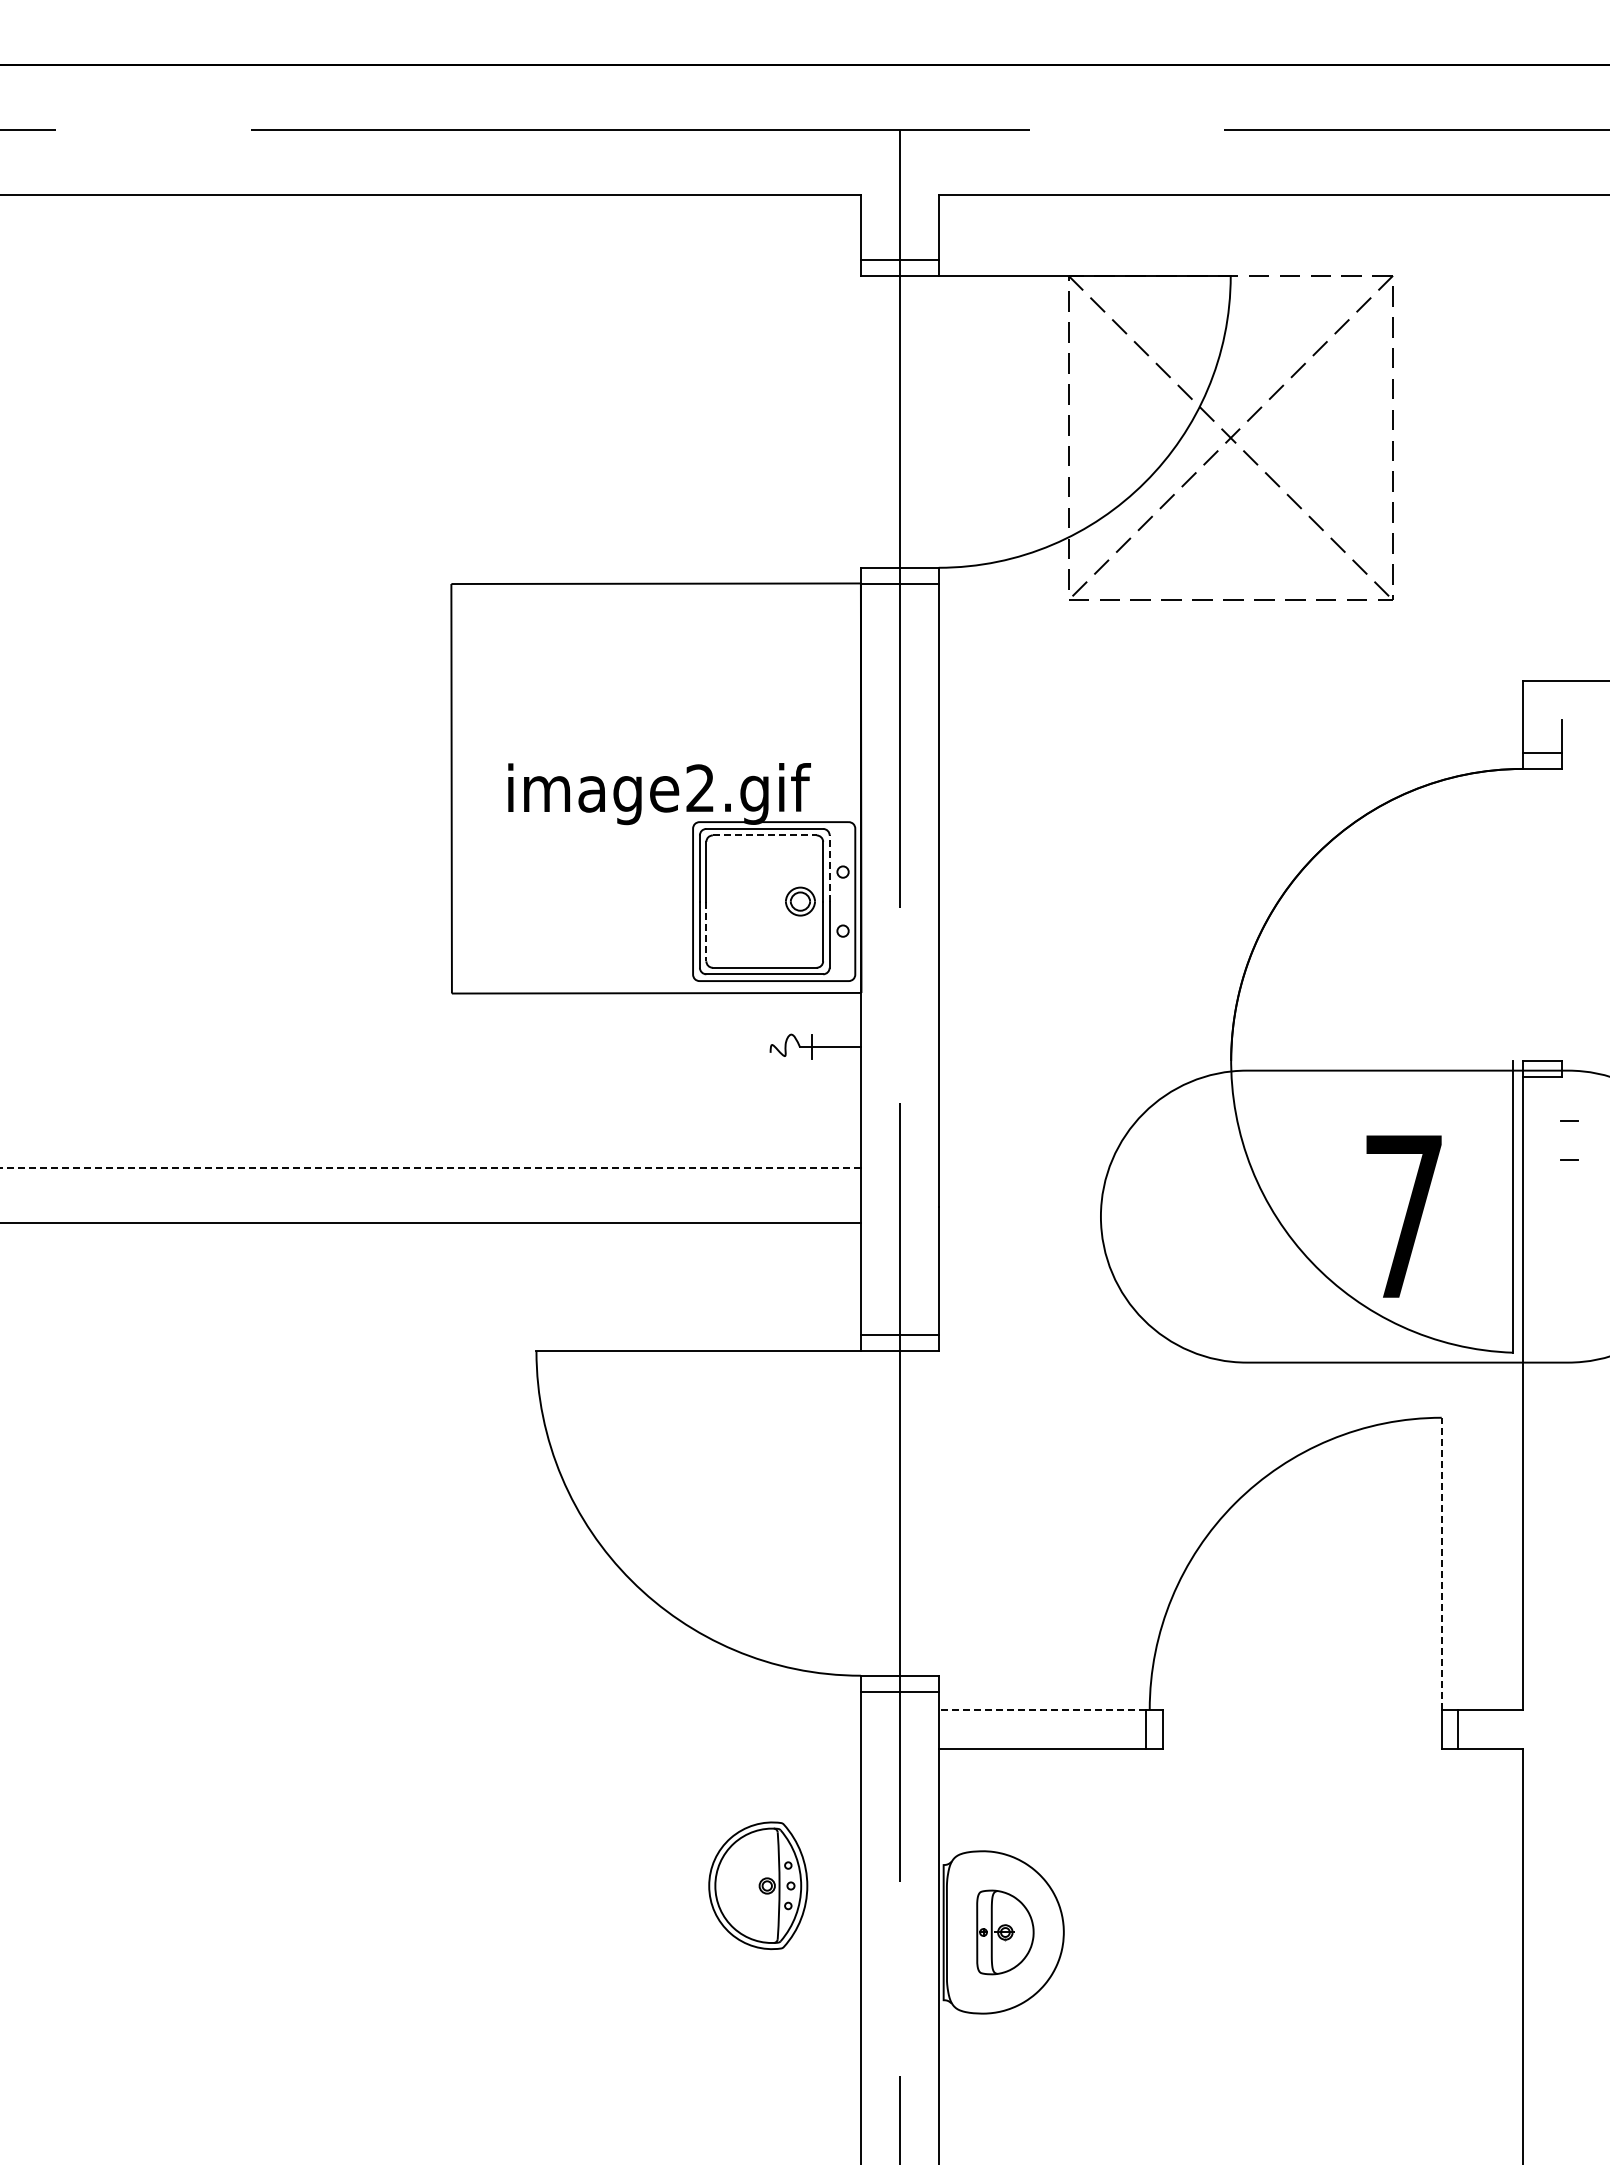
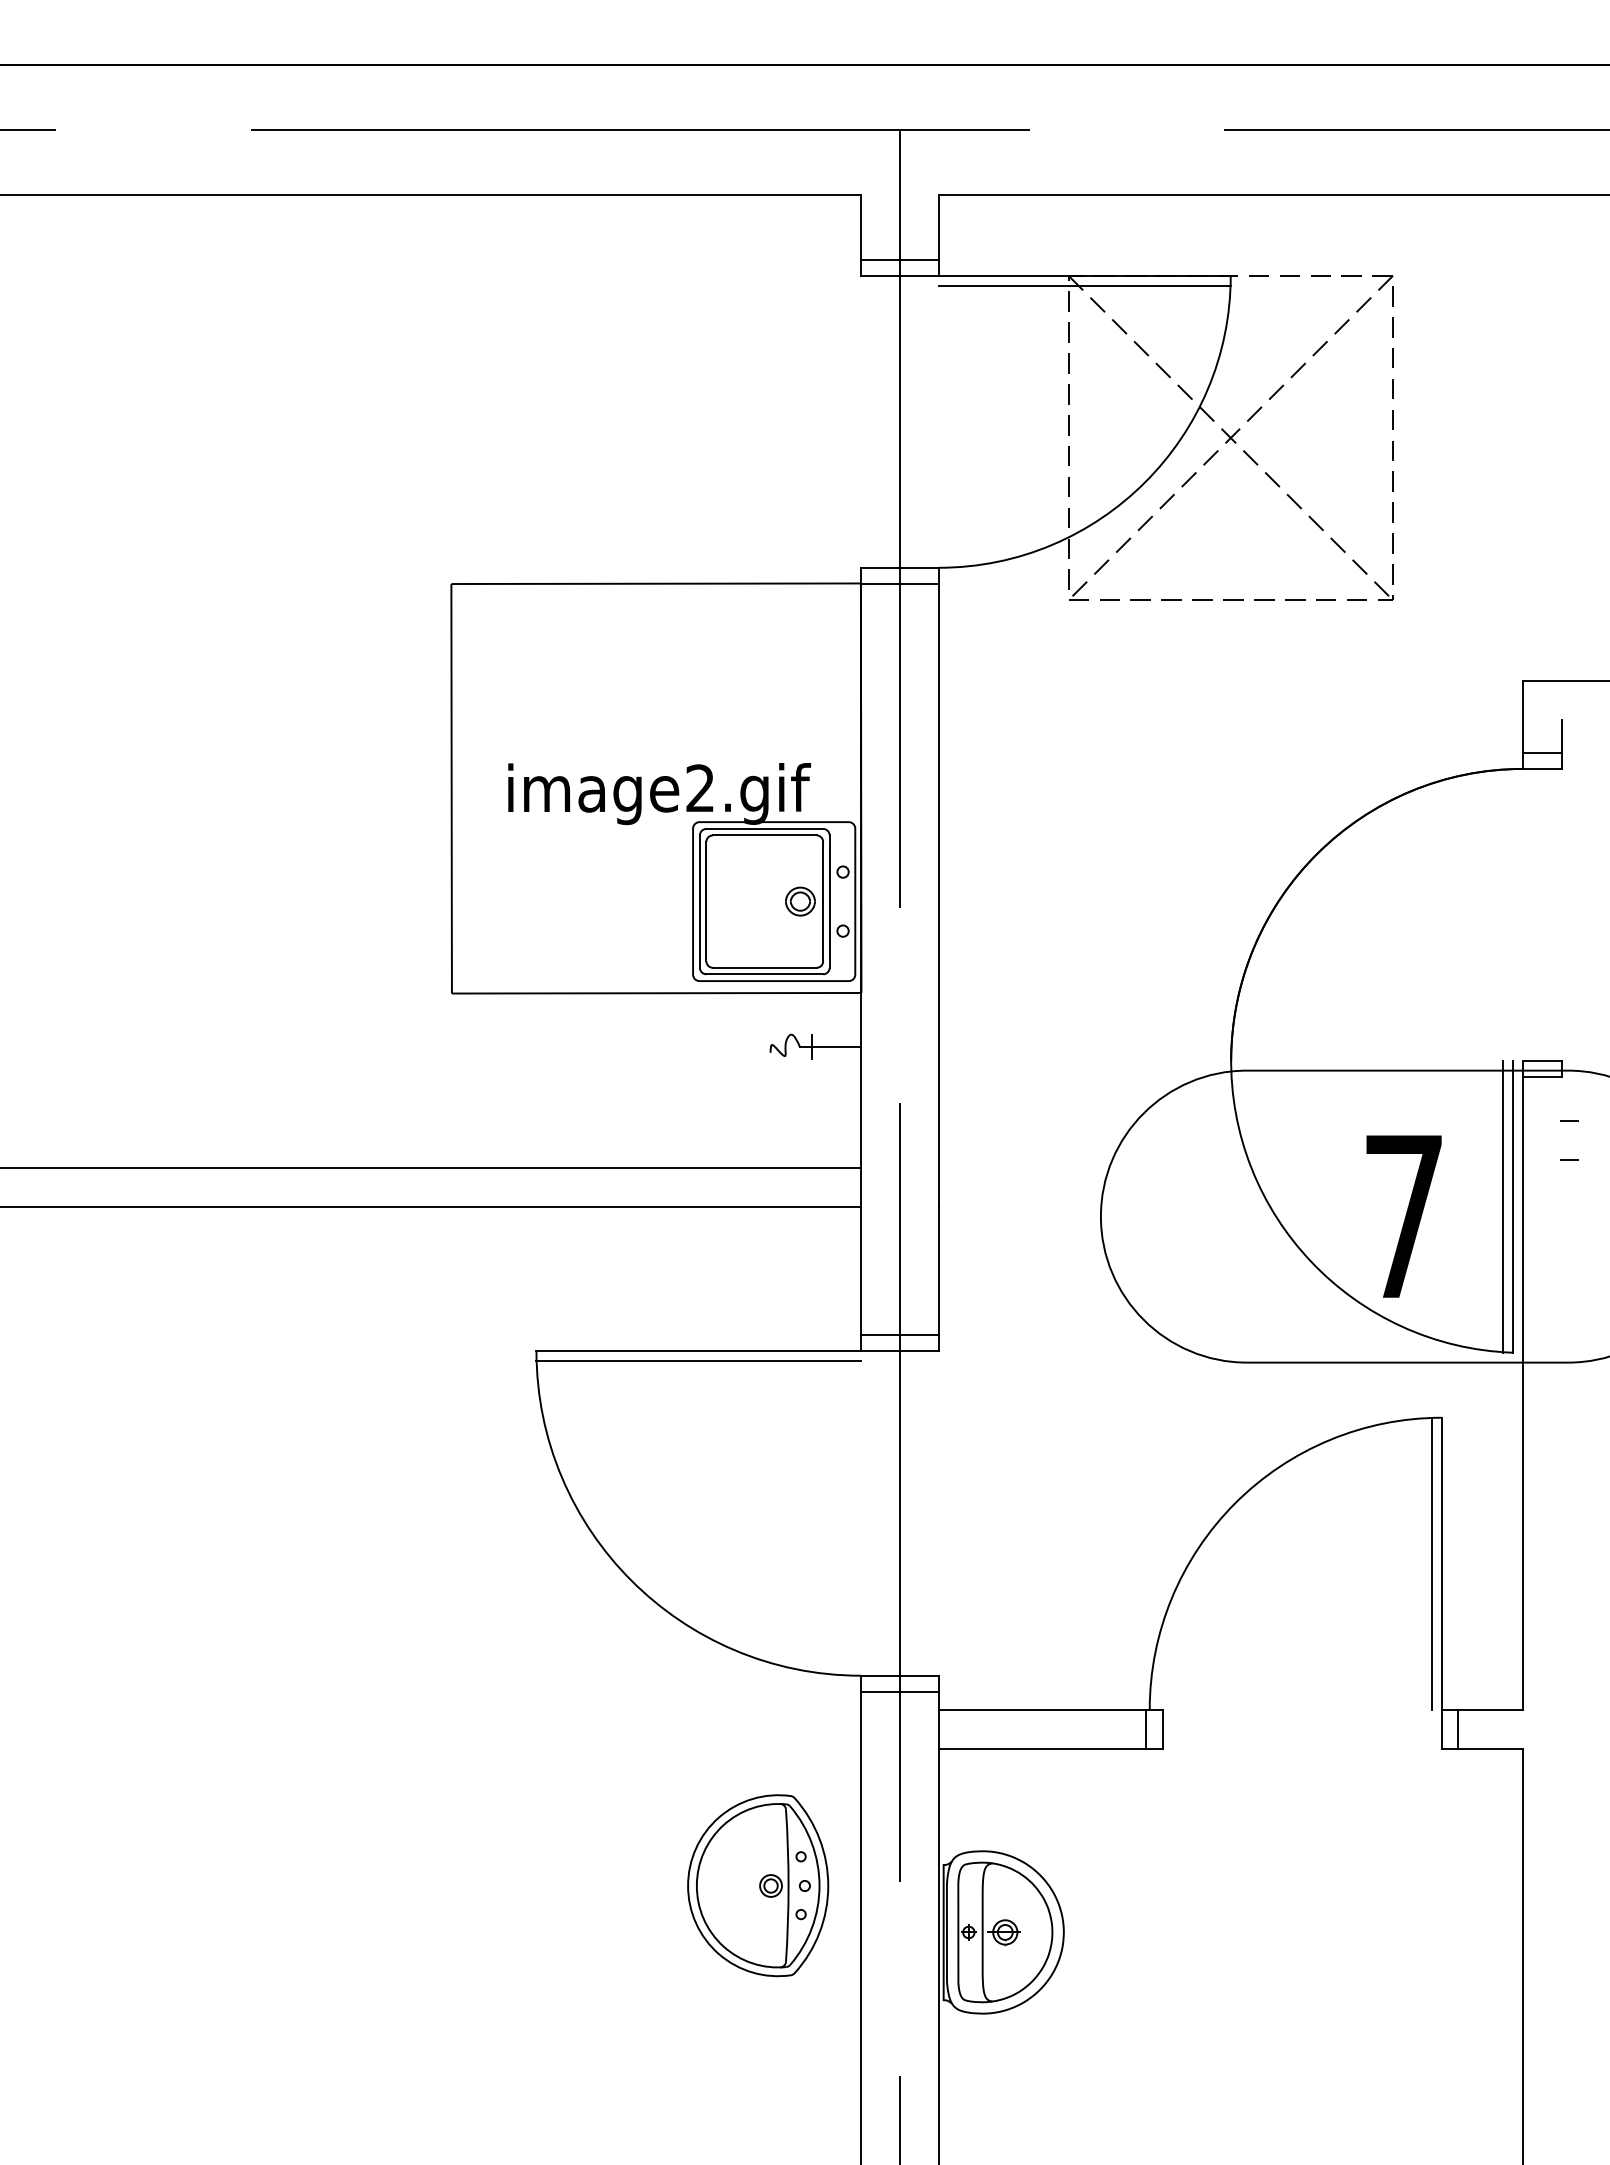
line: none -> present (1084, 285)
line: dashed -> solid (764, 835)
line: dashed -> solid (829, 868)
line: dashed -> solid (706, 931)
line: dashed -> solid (429, 1167)
line: none -> present (1503, 1206)
line position: (431, 1222) -> (431, 1206) (431, 1206)
line: none -> present (698, 1361)
line: none -> present (1431, 1563)
line: dashed -> solid (1441, 1563)
line: dashed -> solid (1042, 1709)
part size: 101x129 px -> 143x184 px (758, 1885)
part size: 59x87 px -> 97x143 px (1005, 1932)
